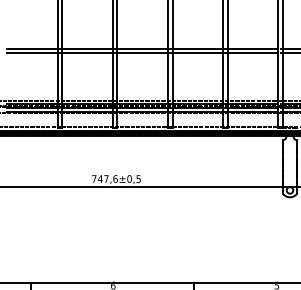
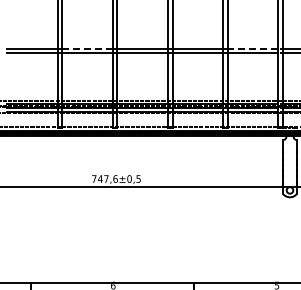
line: solid -> dashed (87, 48)
line: solid -> dashed (252, 48)
